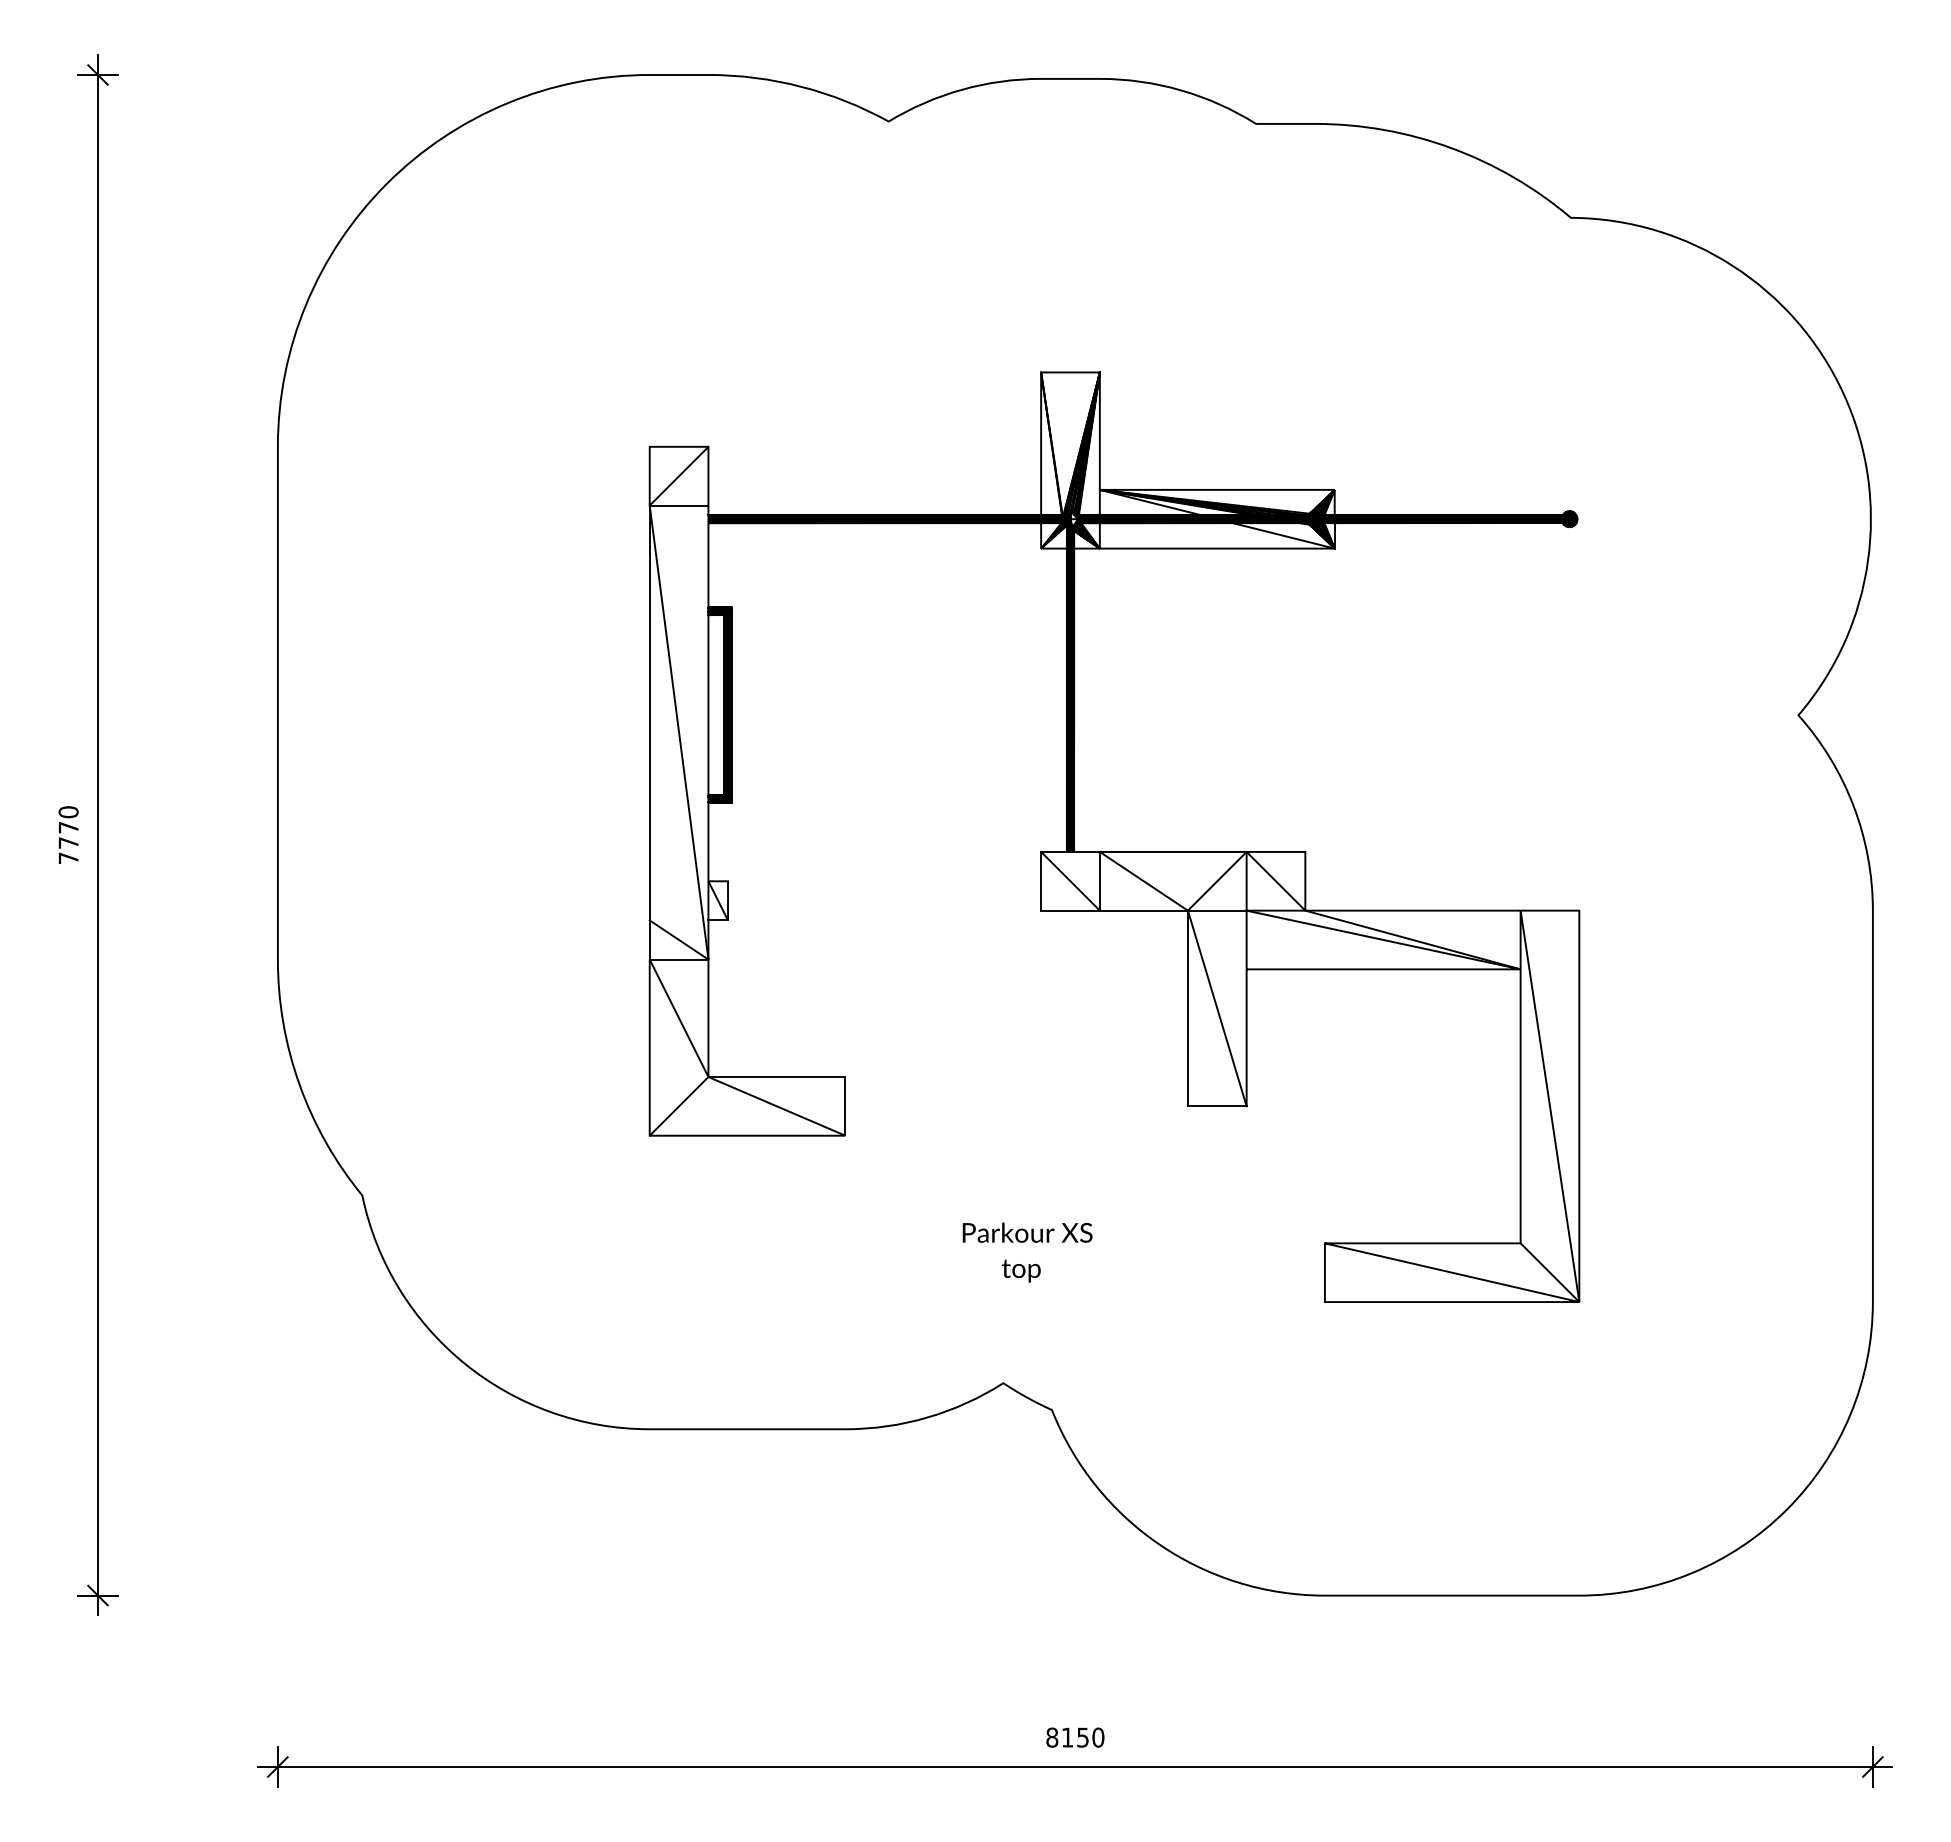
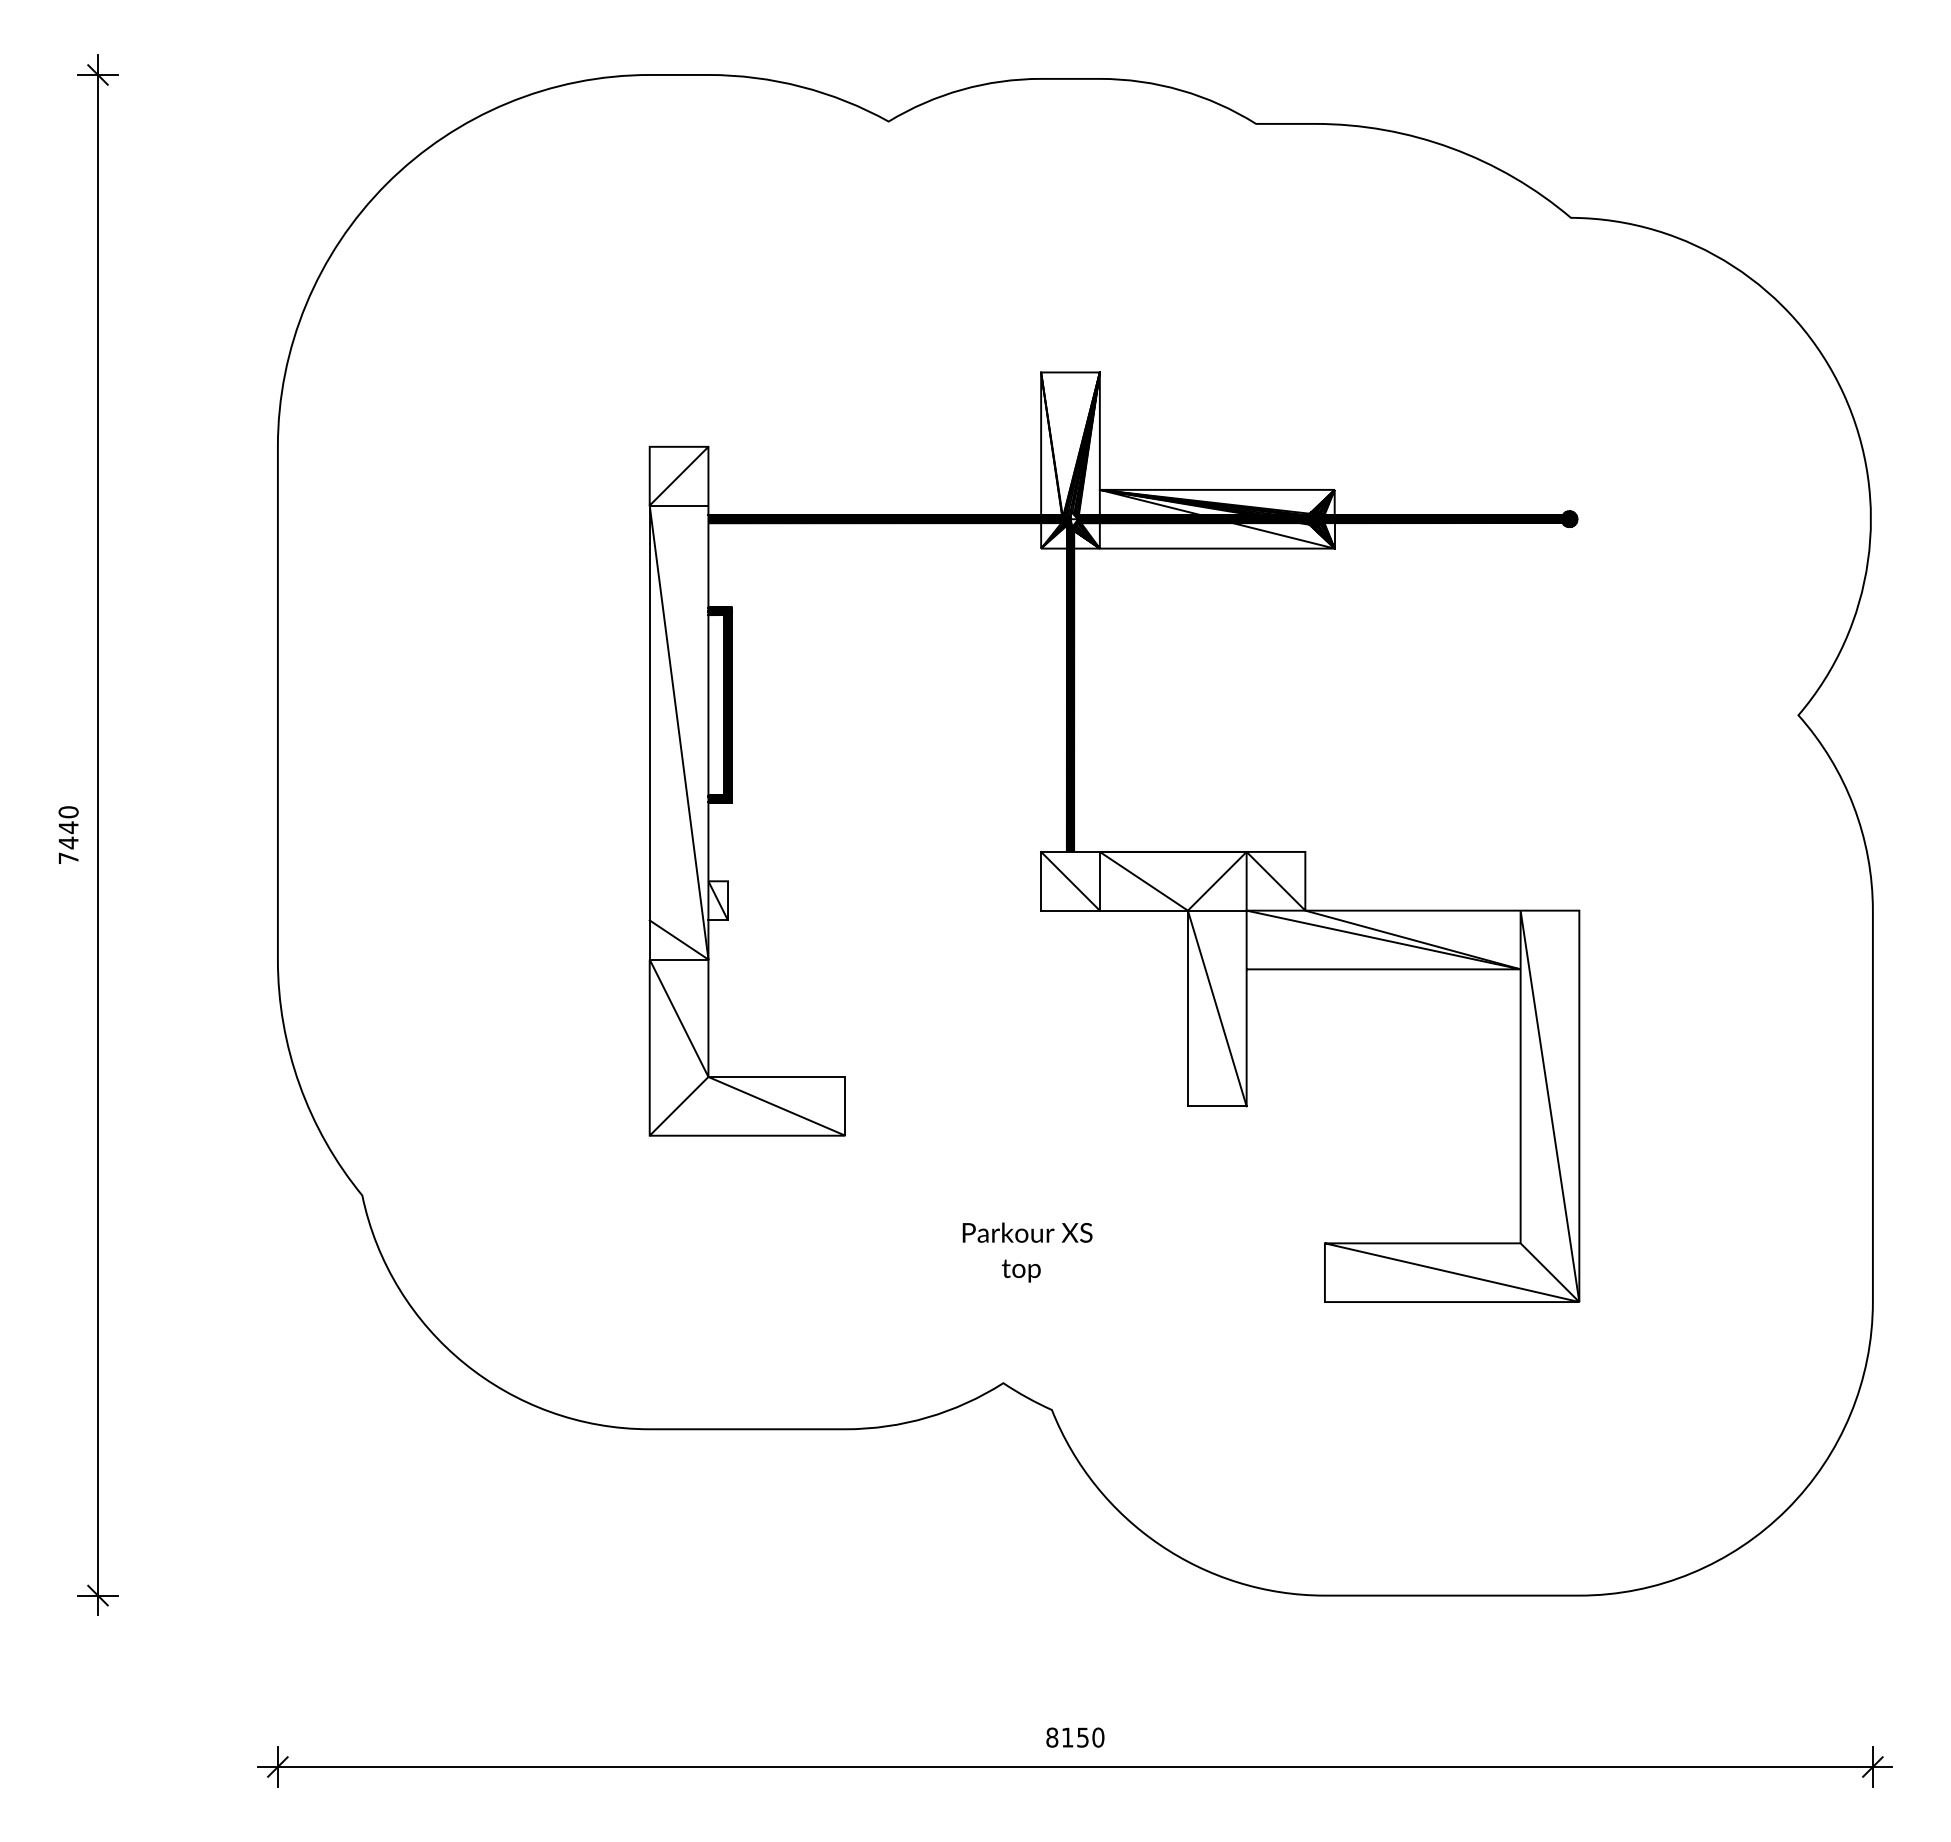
text: 7770 -> 7440 (68, 835)
